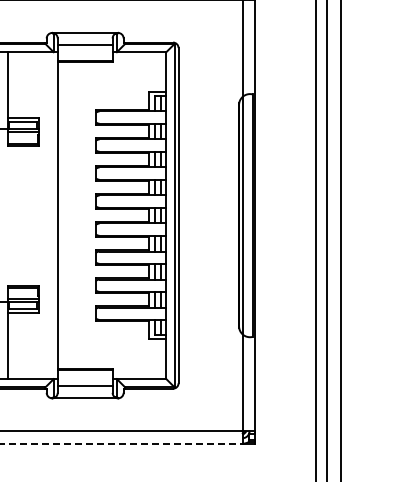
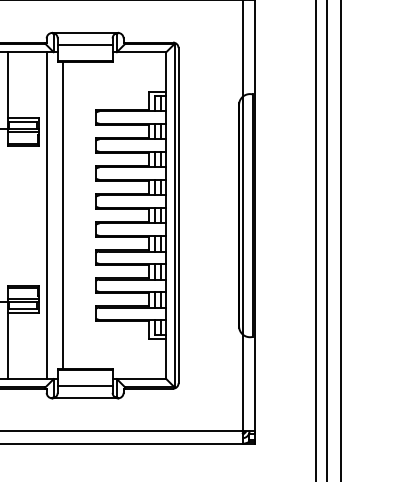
line: none -> present (46, 215)
line position: (58, 215) -> (63, 215) (63, 215)
line: dashed -> solid (121, 443)
